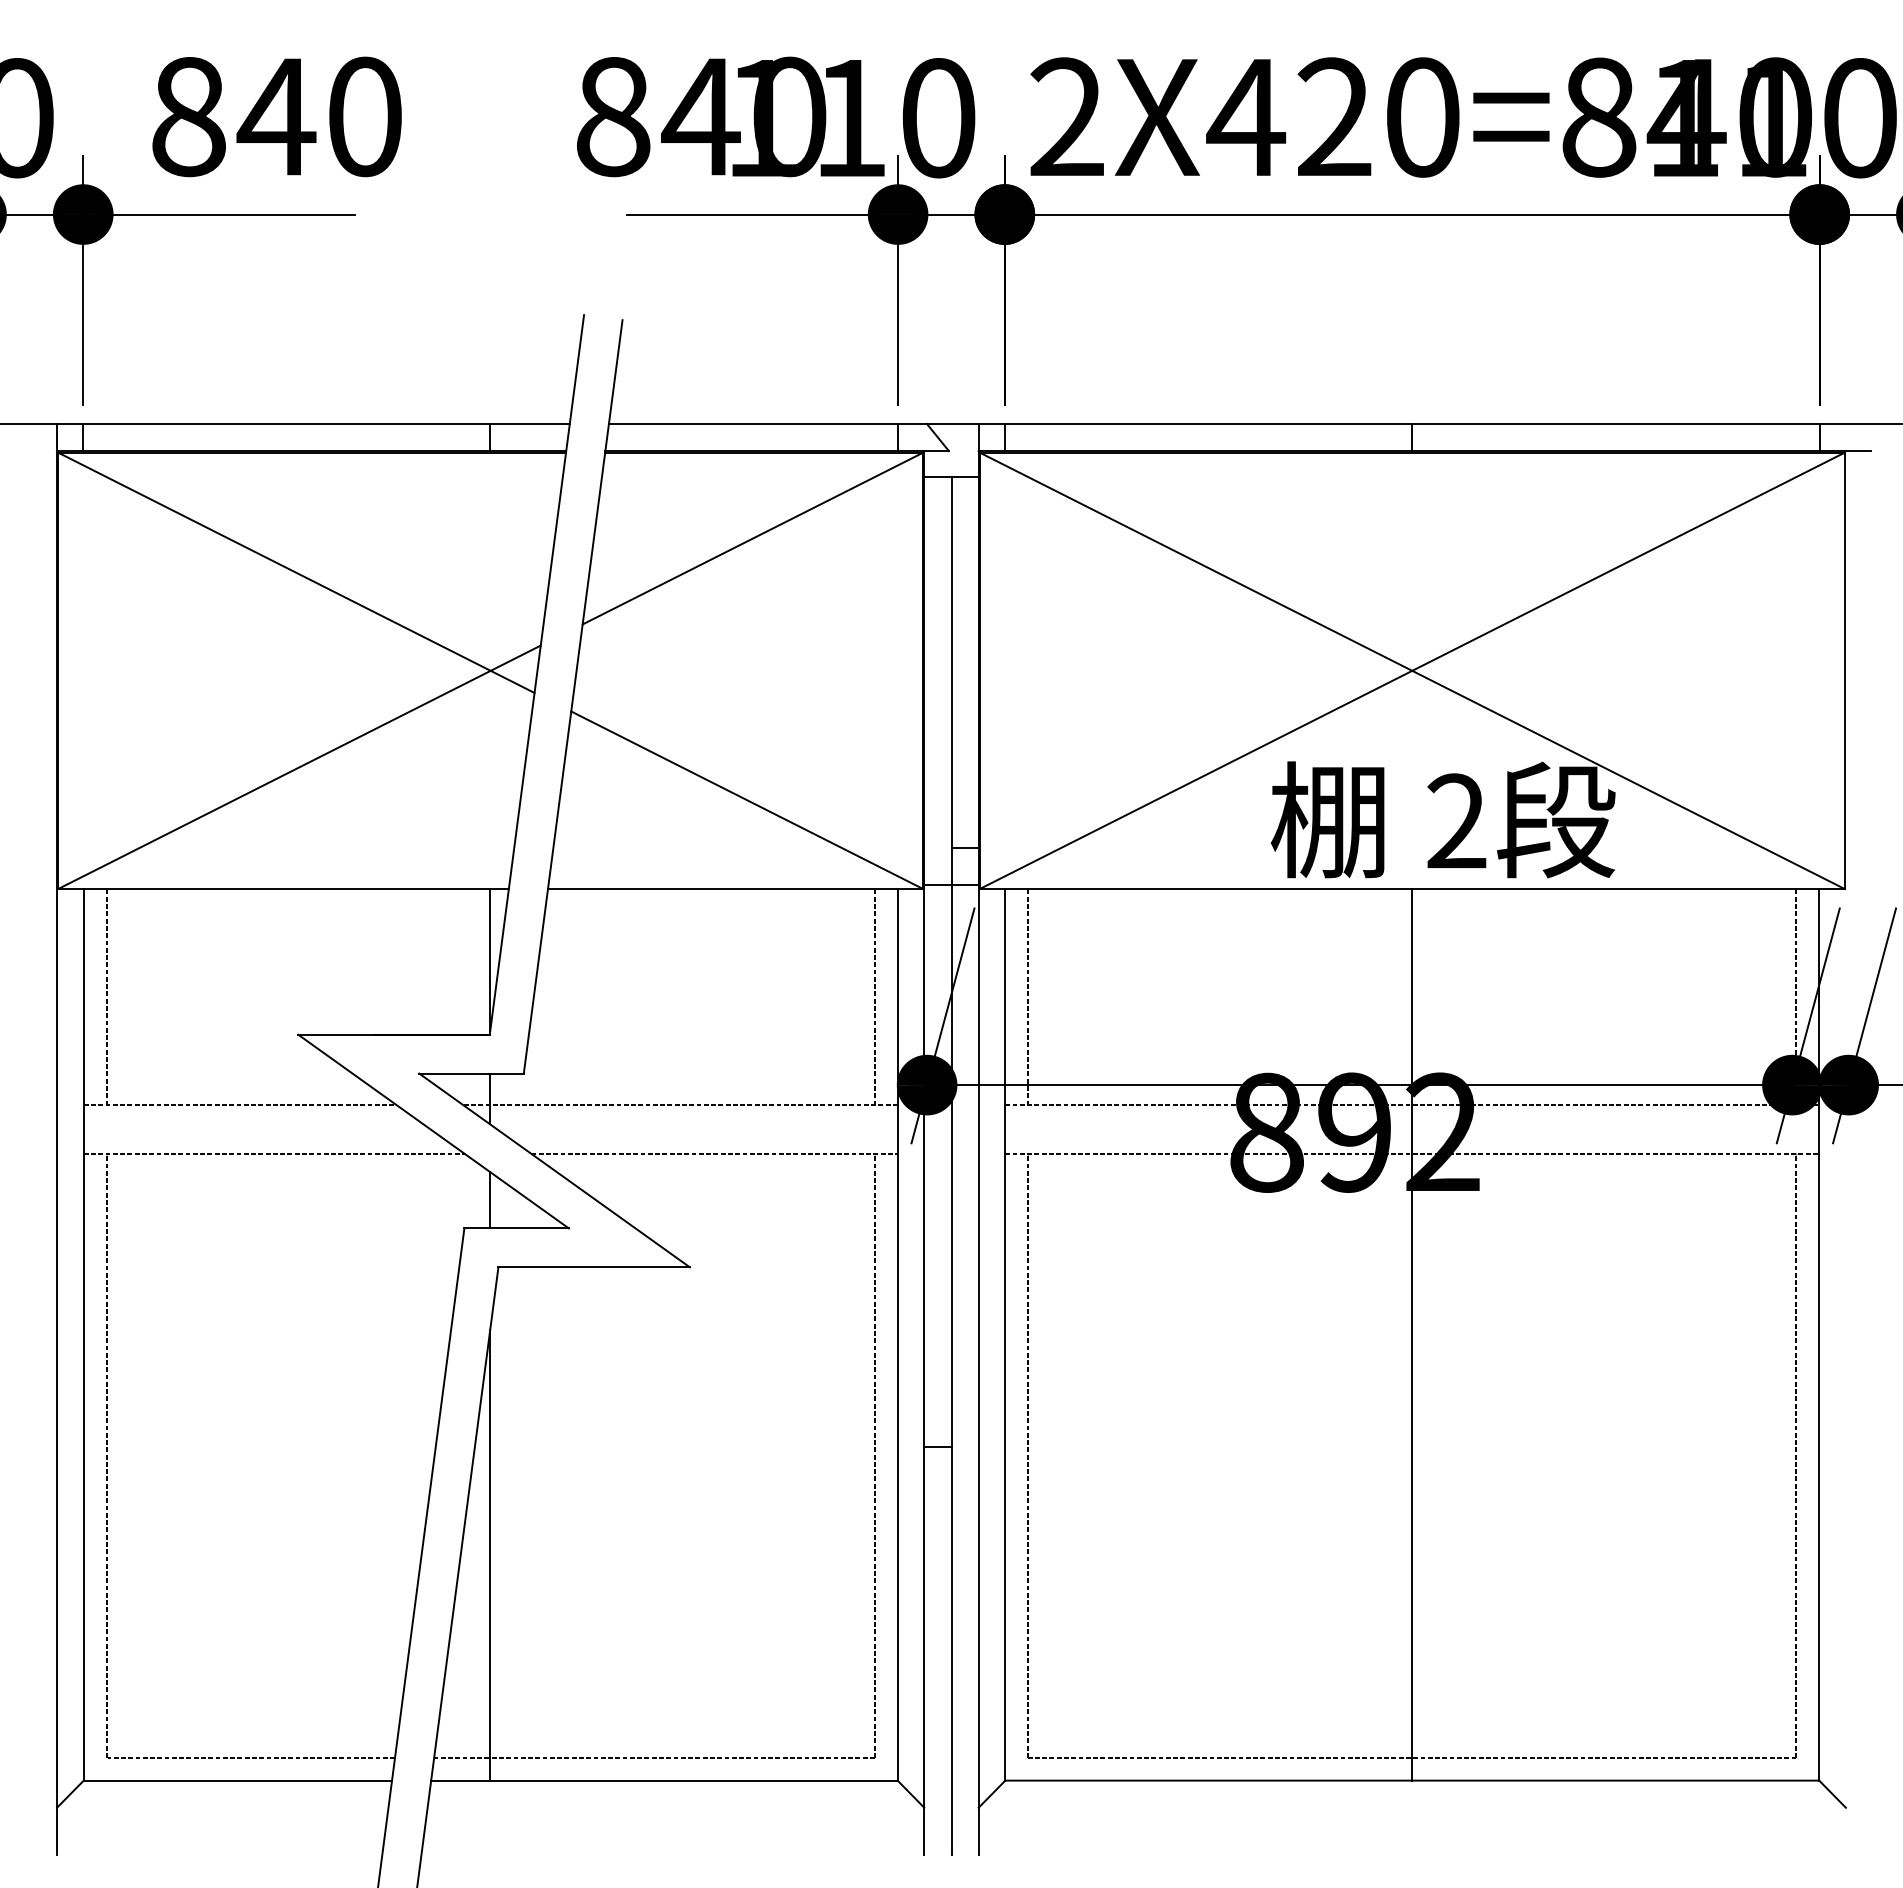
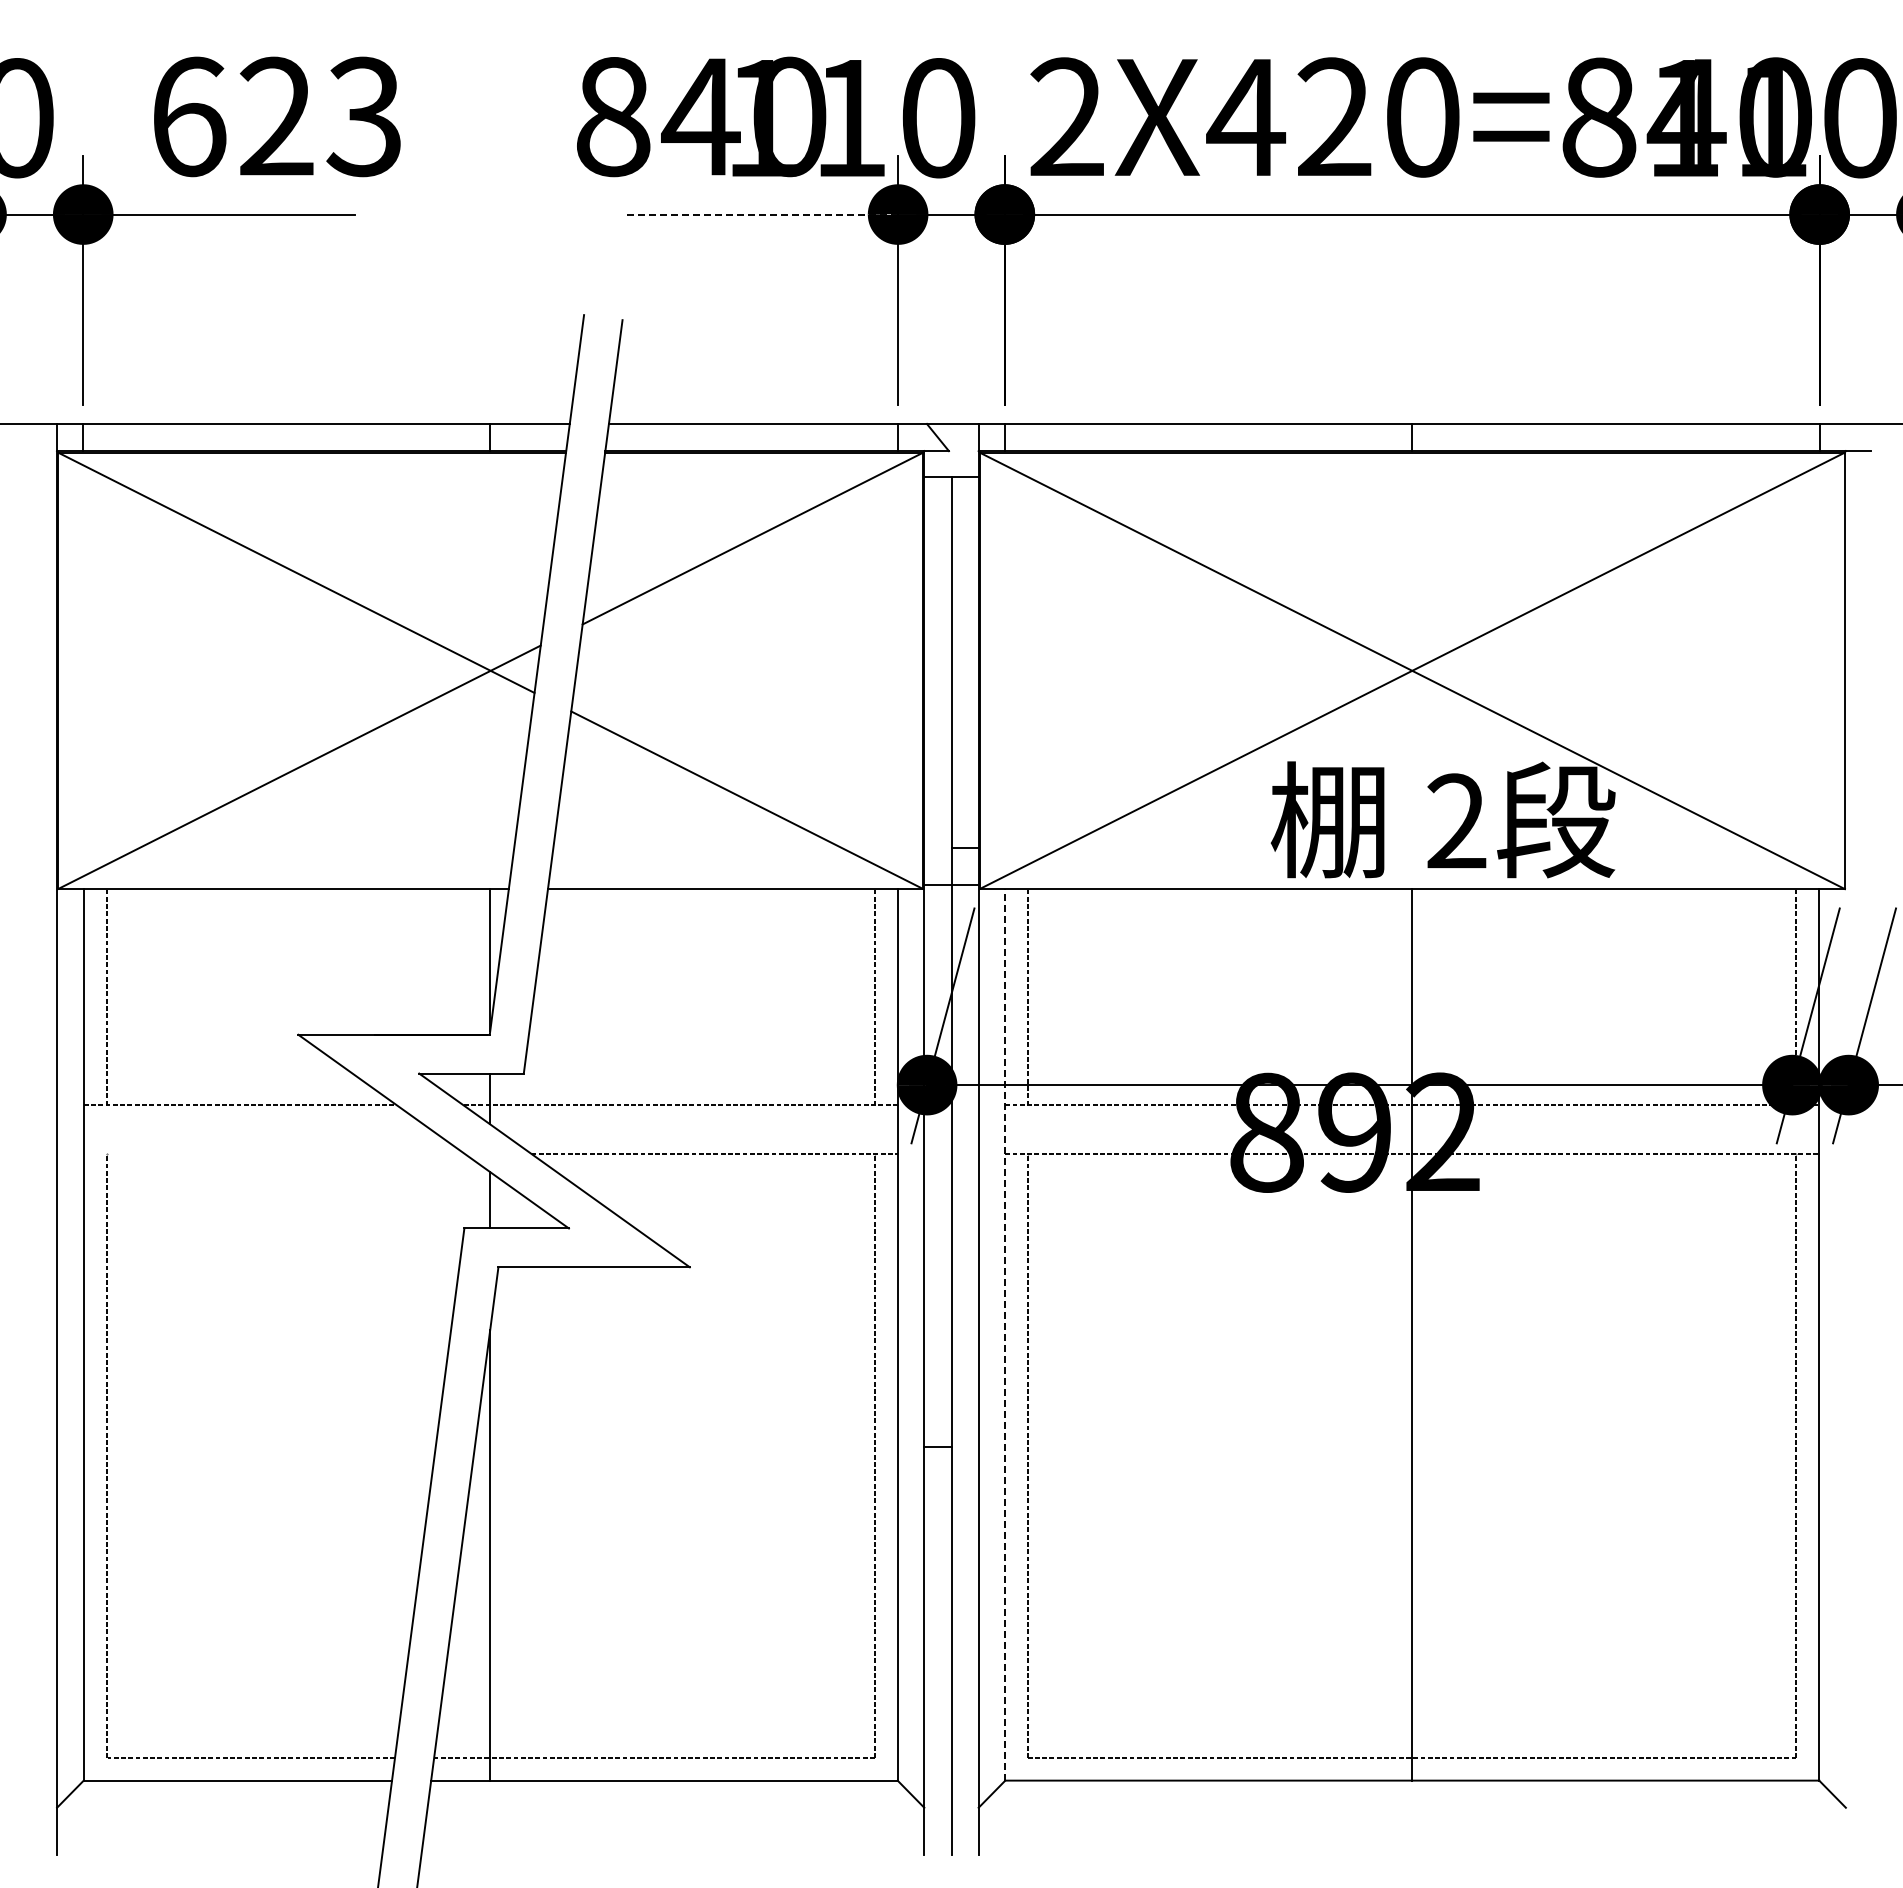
text: 840 -> 623 (276, 116)
line: solid -> dashed (762, 214)
line: present -> none (273, 1153)
line: solid -> dashed (1005, 1334)
